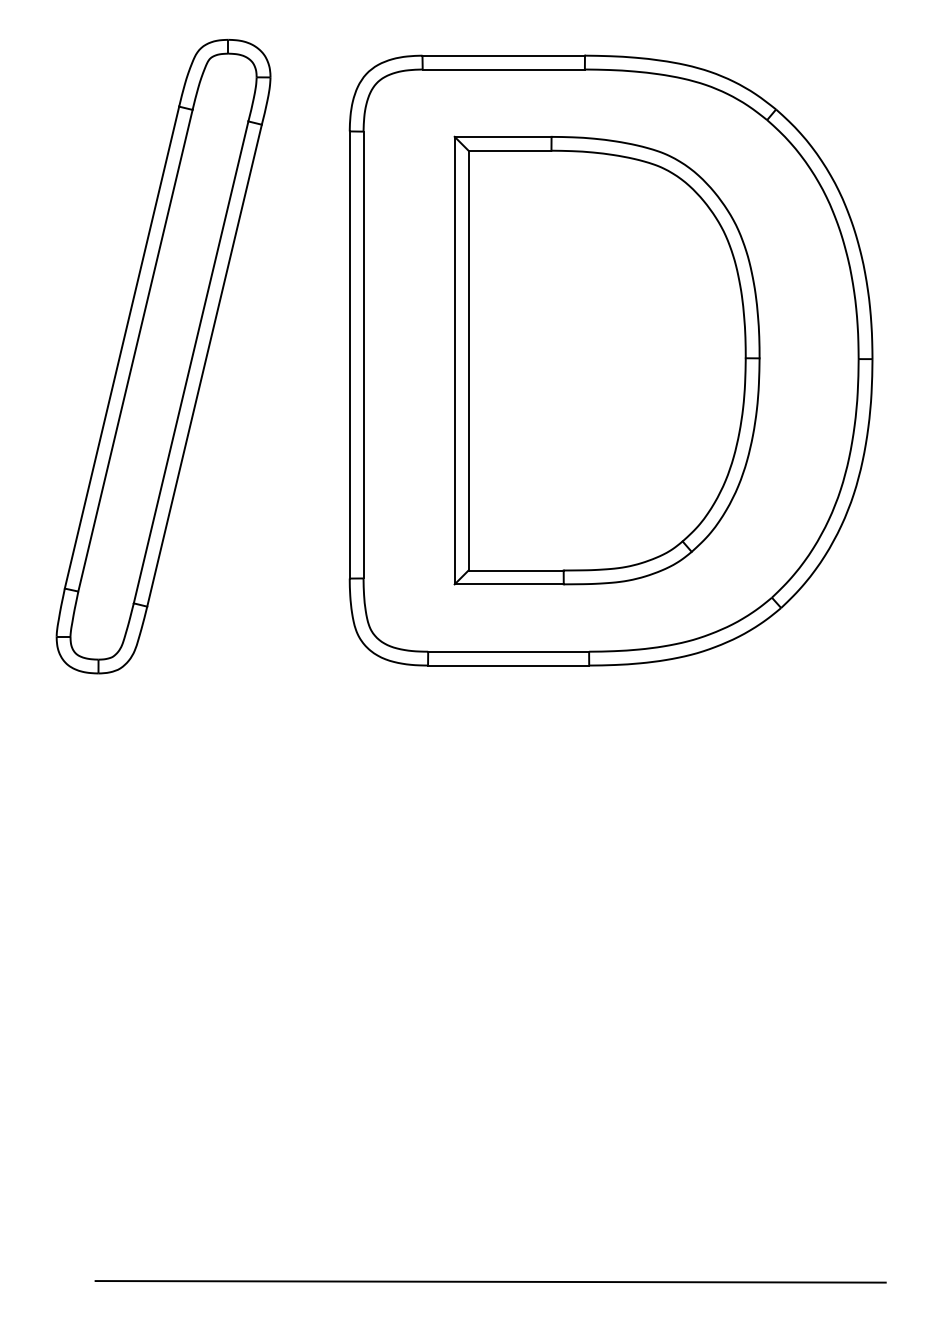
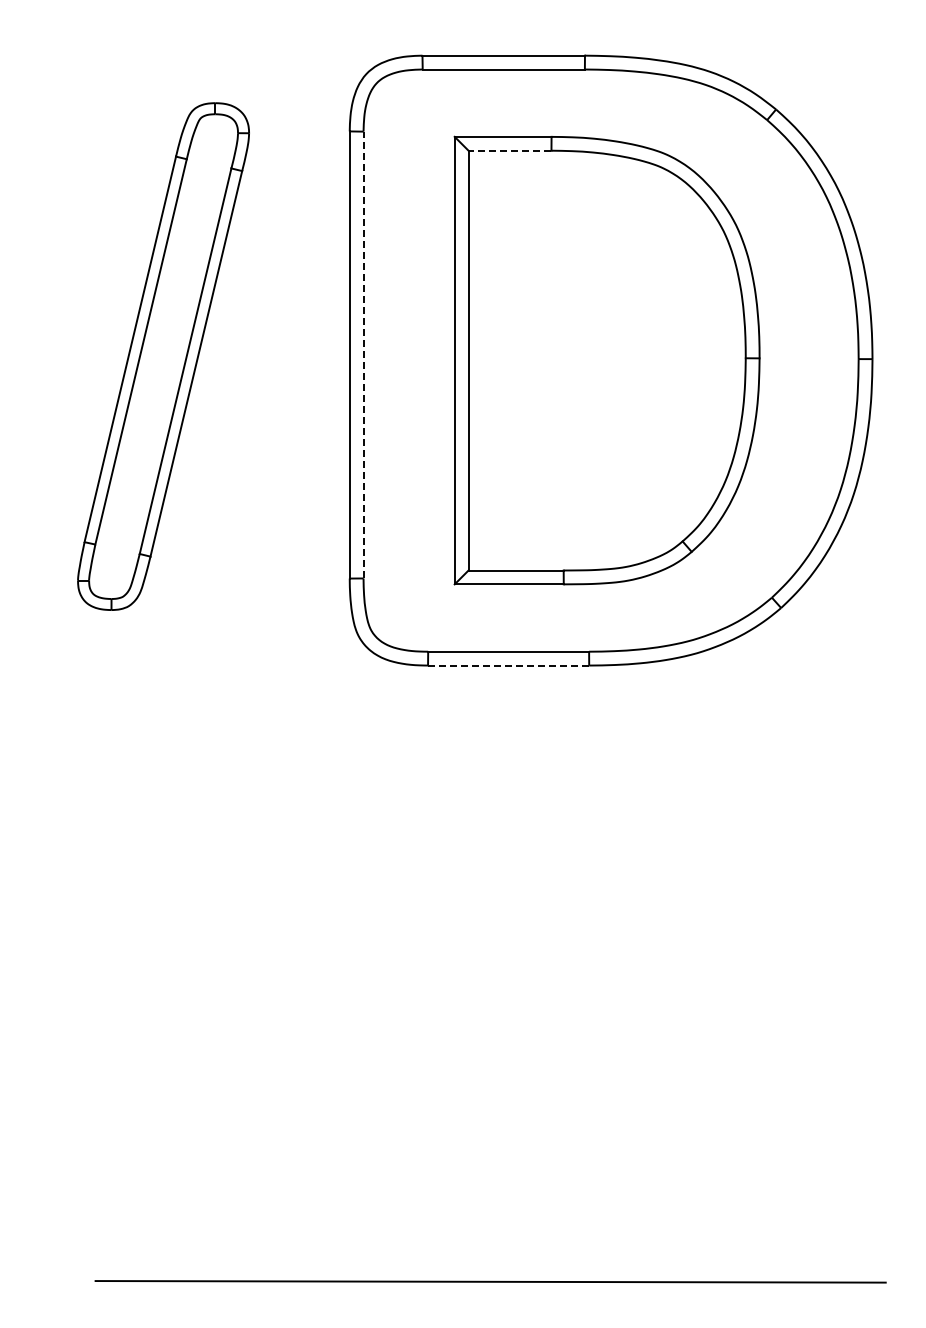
line: solid -> dashed (509, 150)
line: solid -> dashed (363, 354)
part size: 217x637 px -> 173x509 px (163, 356)
line: solid -> dashed (508, 665)
